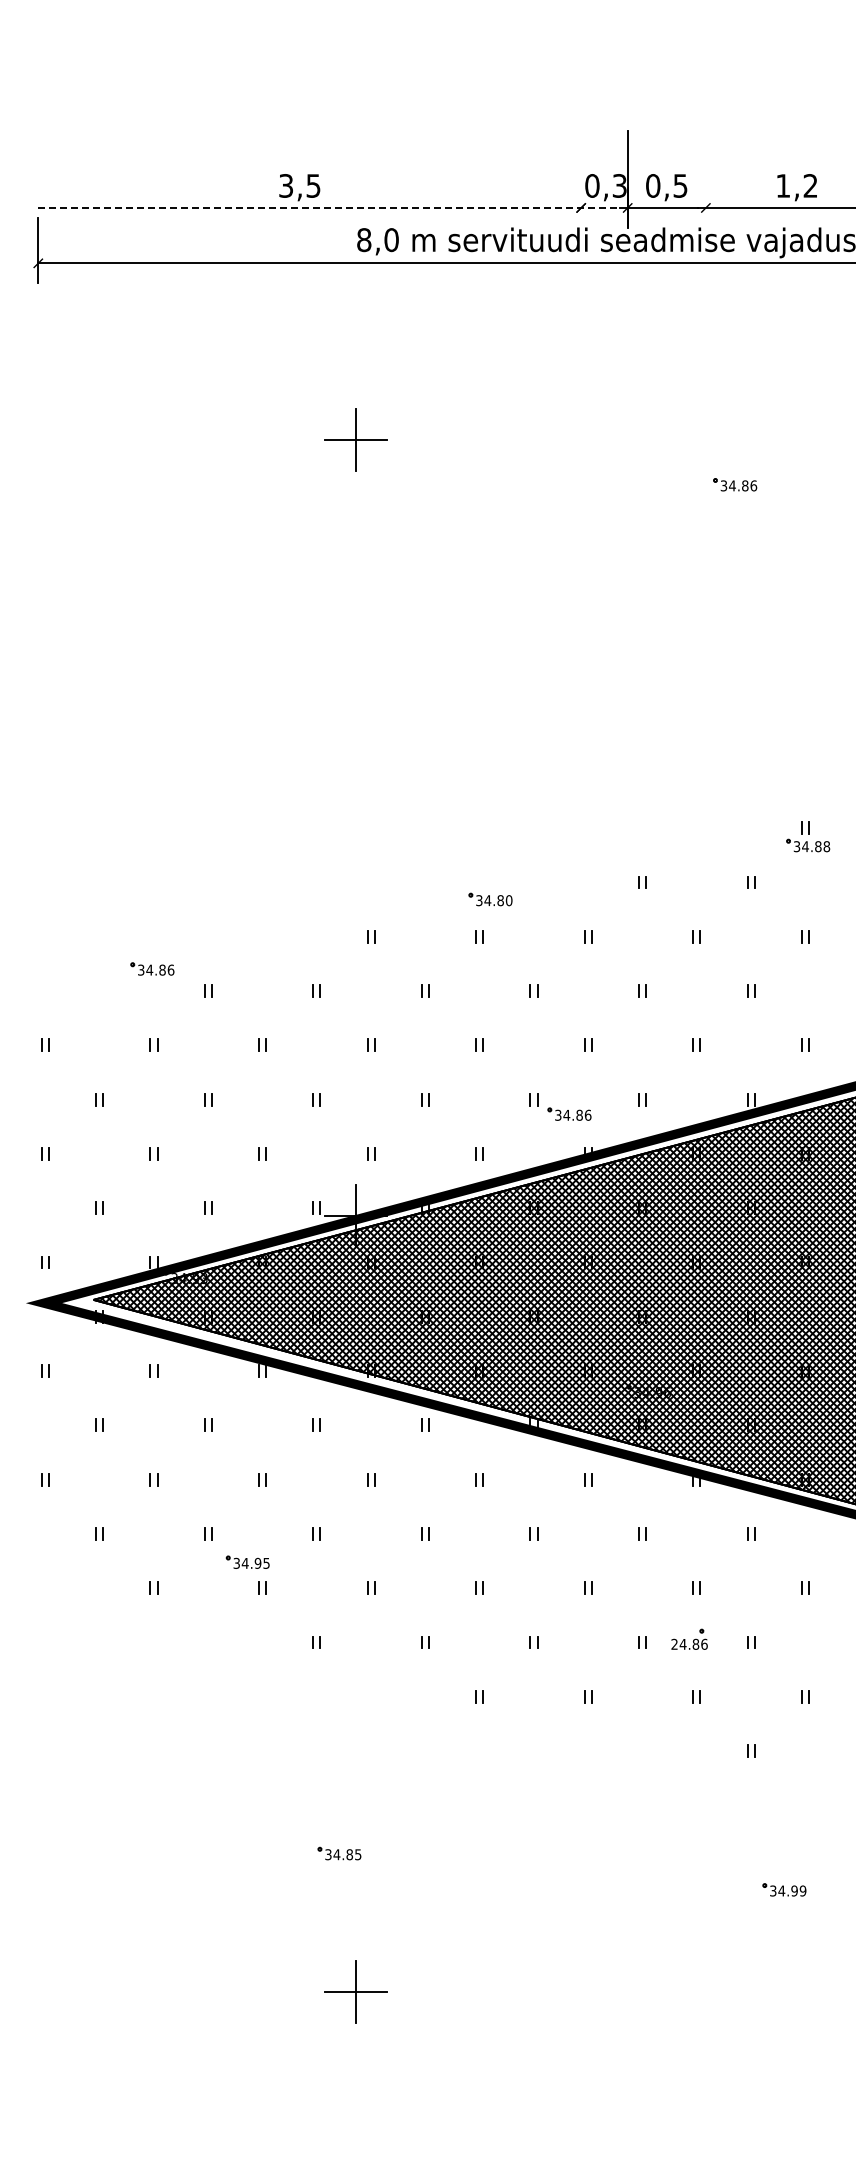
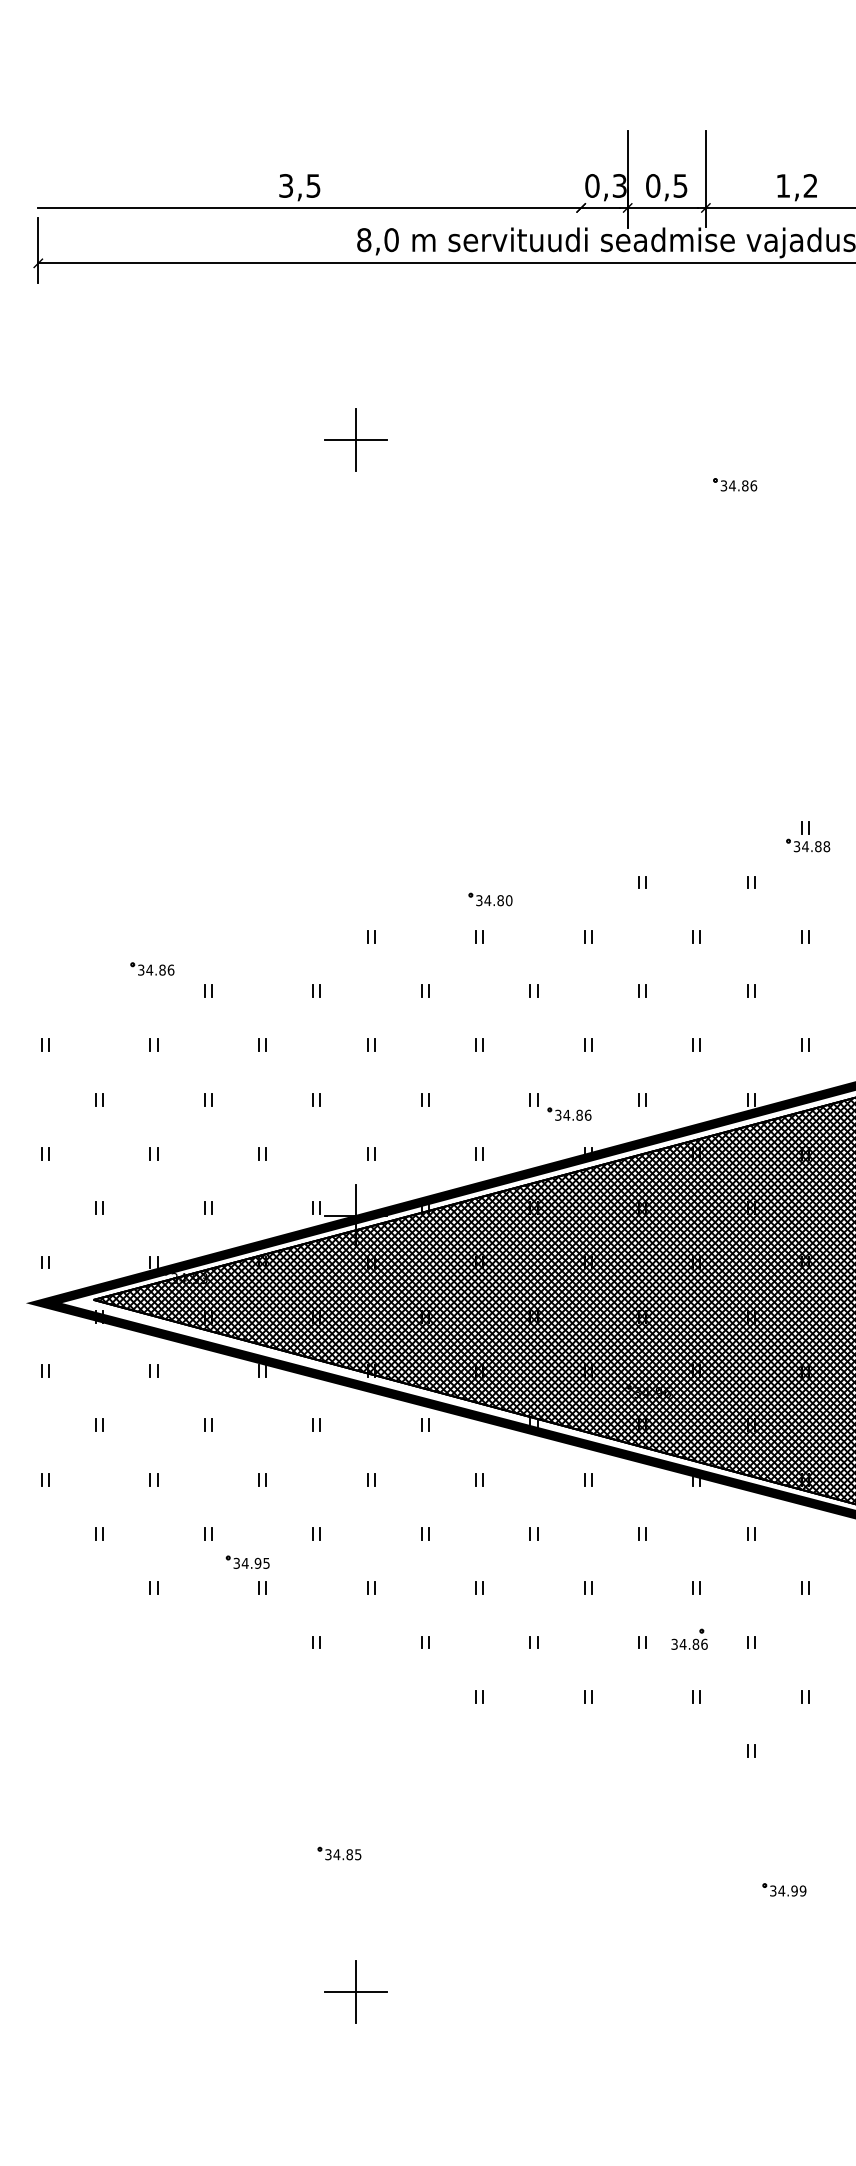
line: none -> present (705, 178)
line: dashed -> solid (329, 207)
text: 24.86 -> 34.86 (674, 1644)
